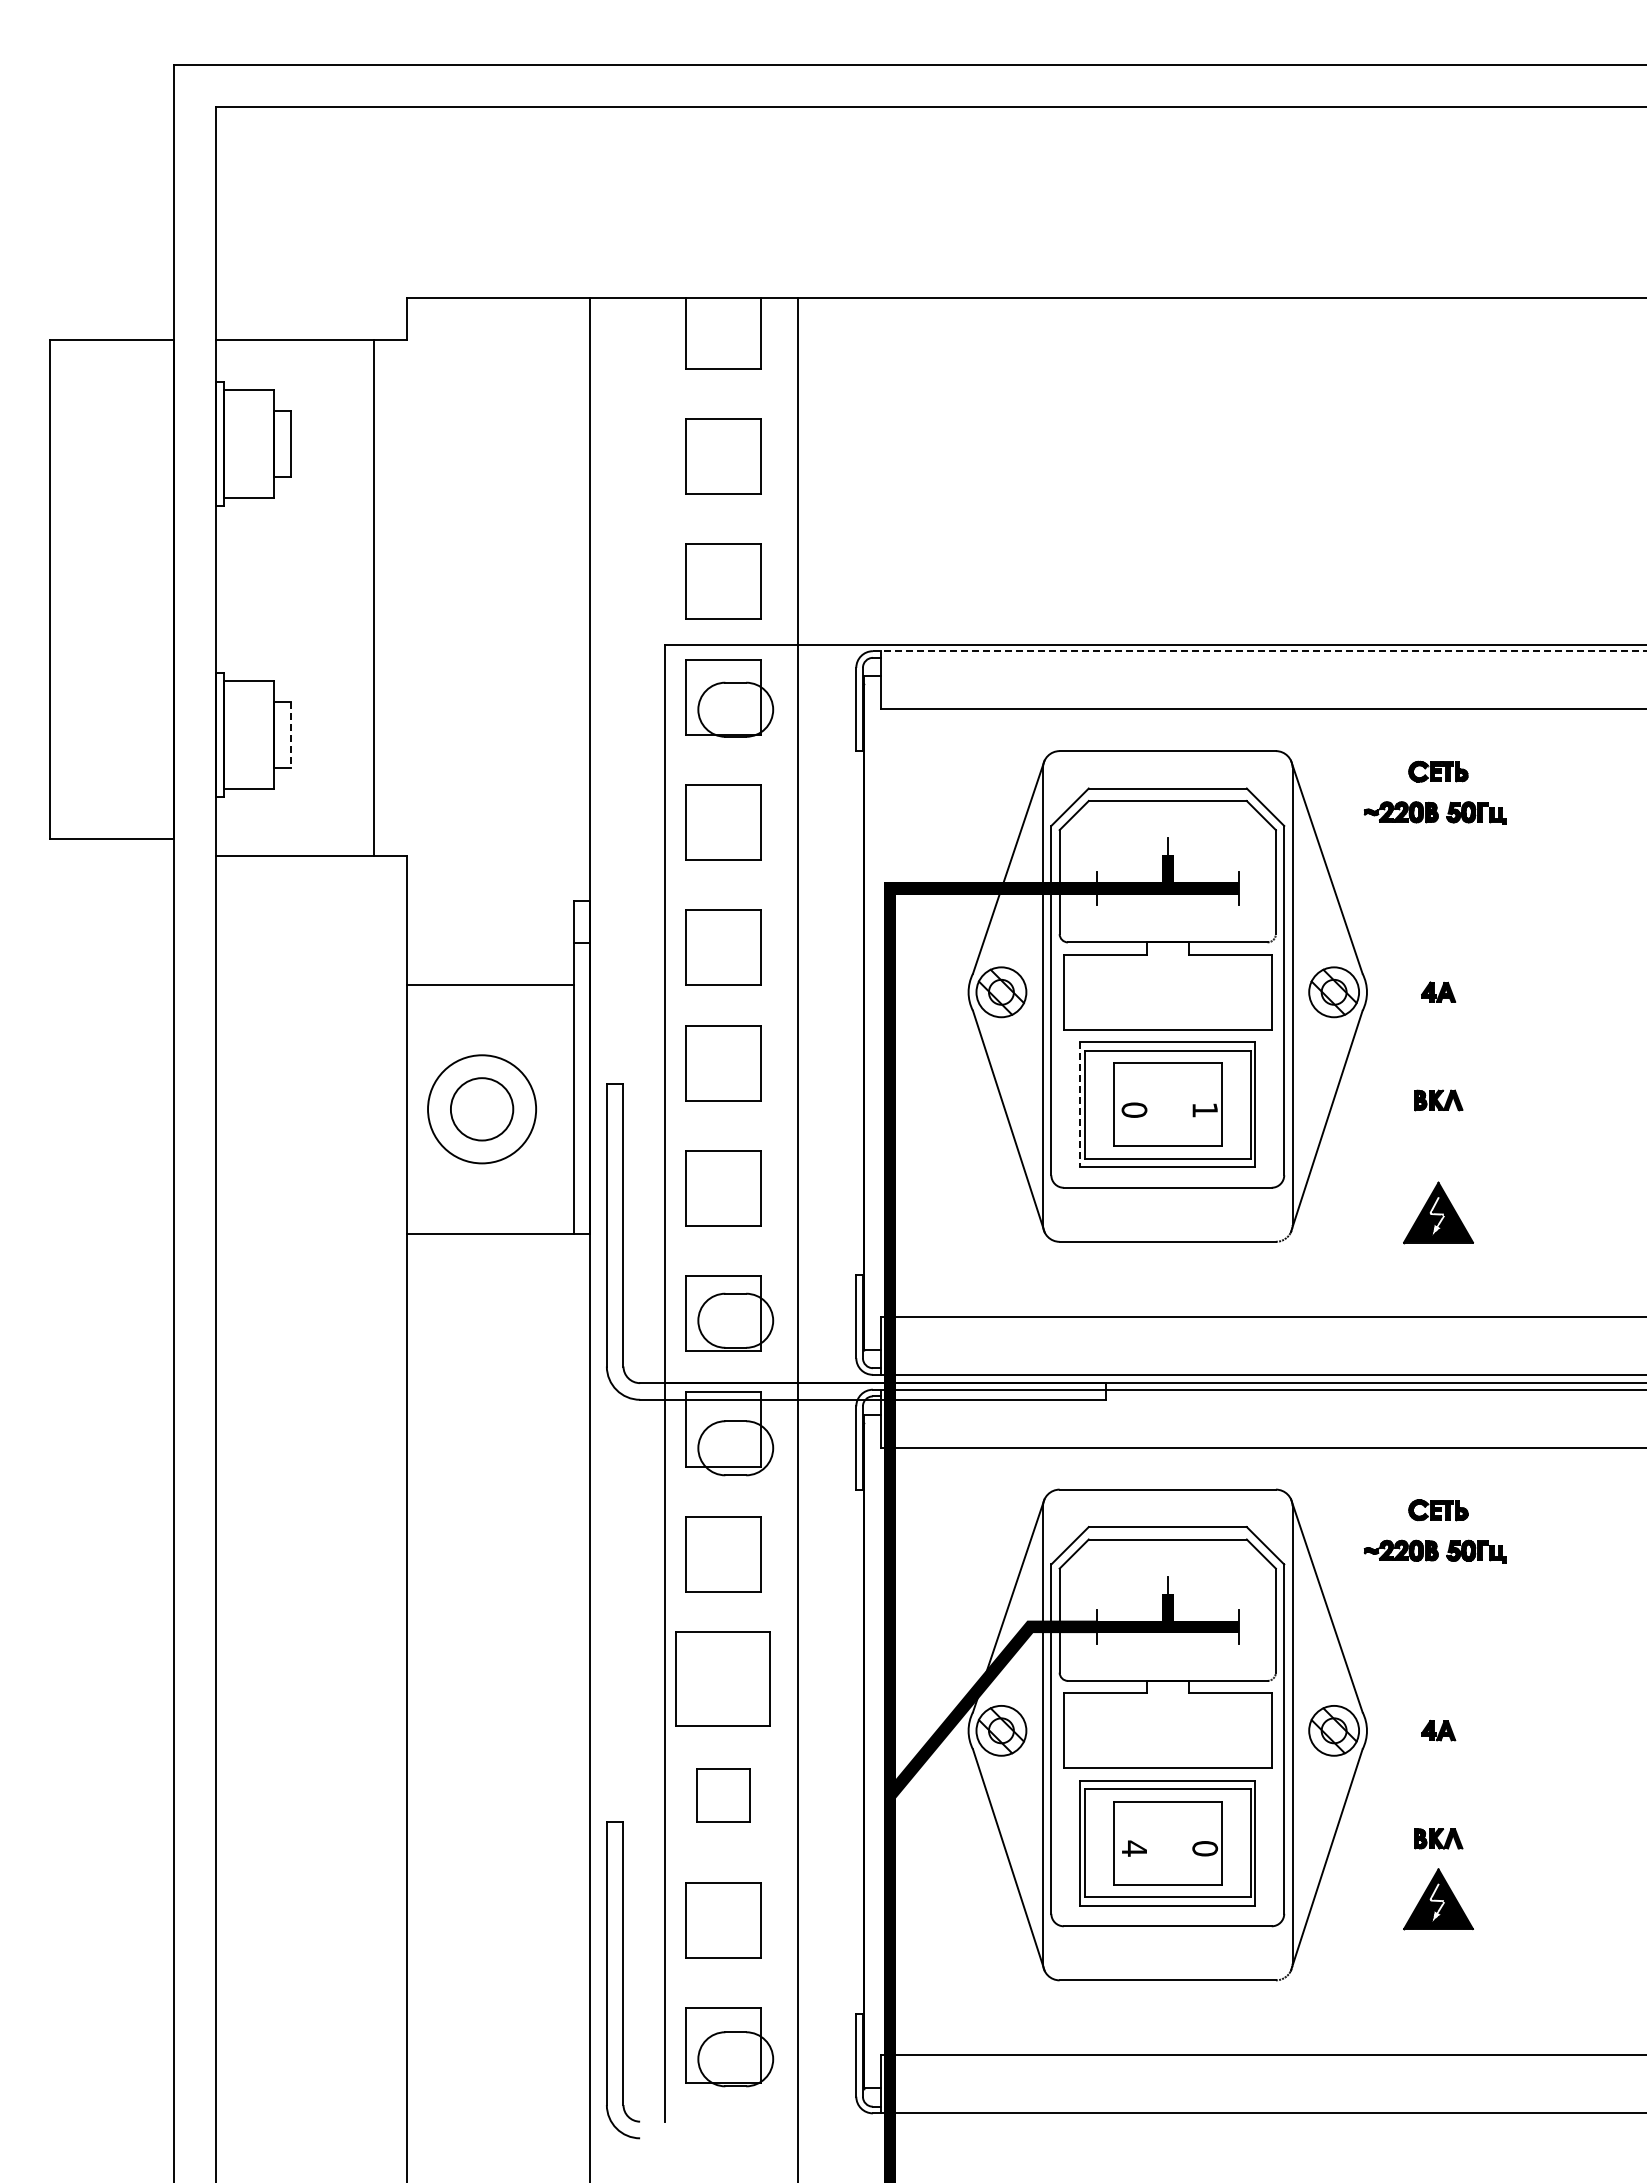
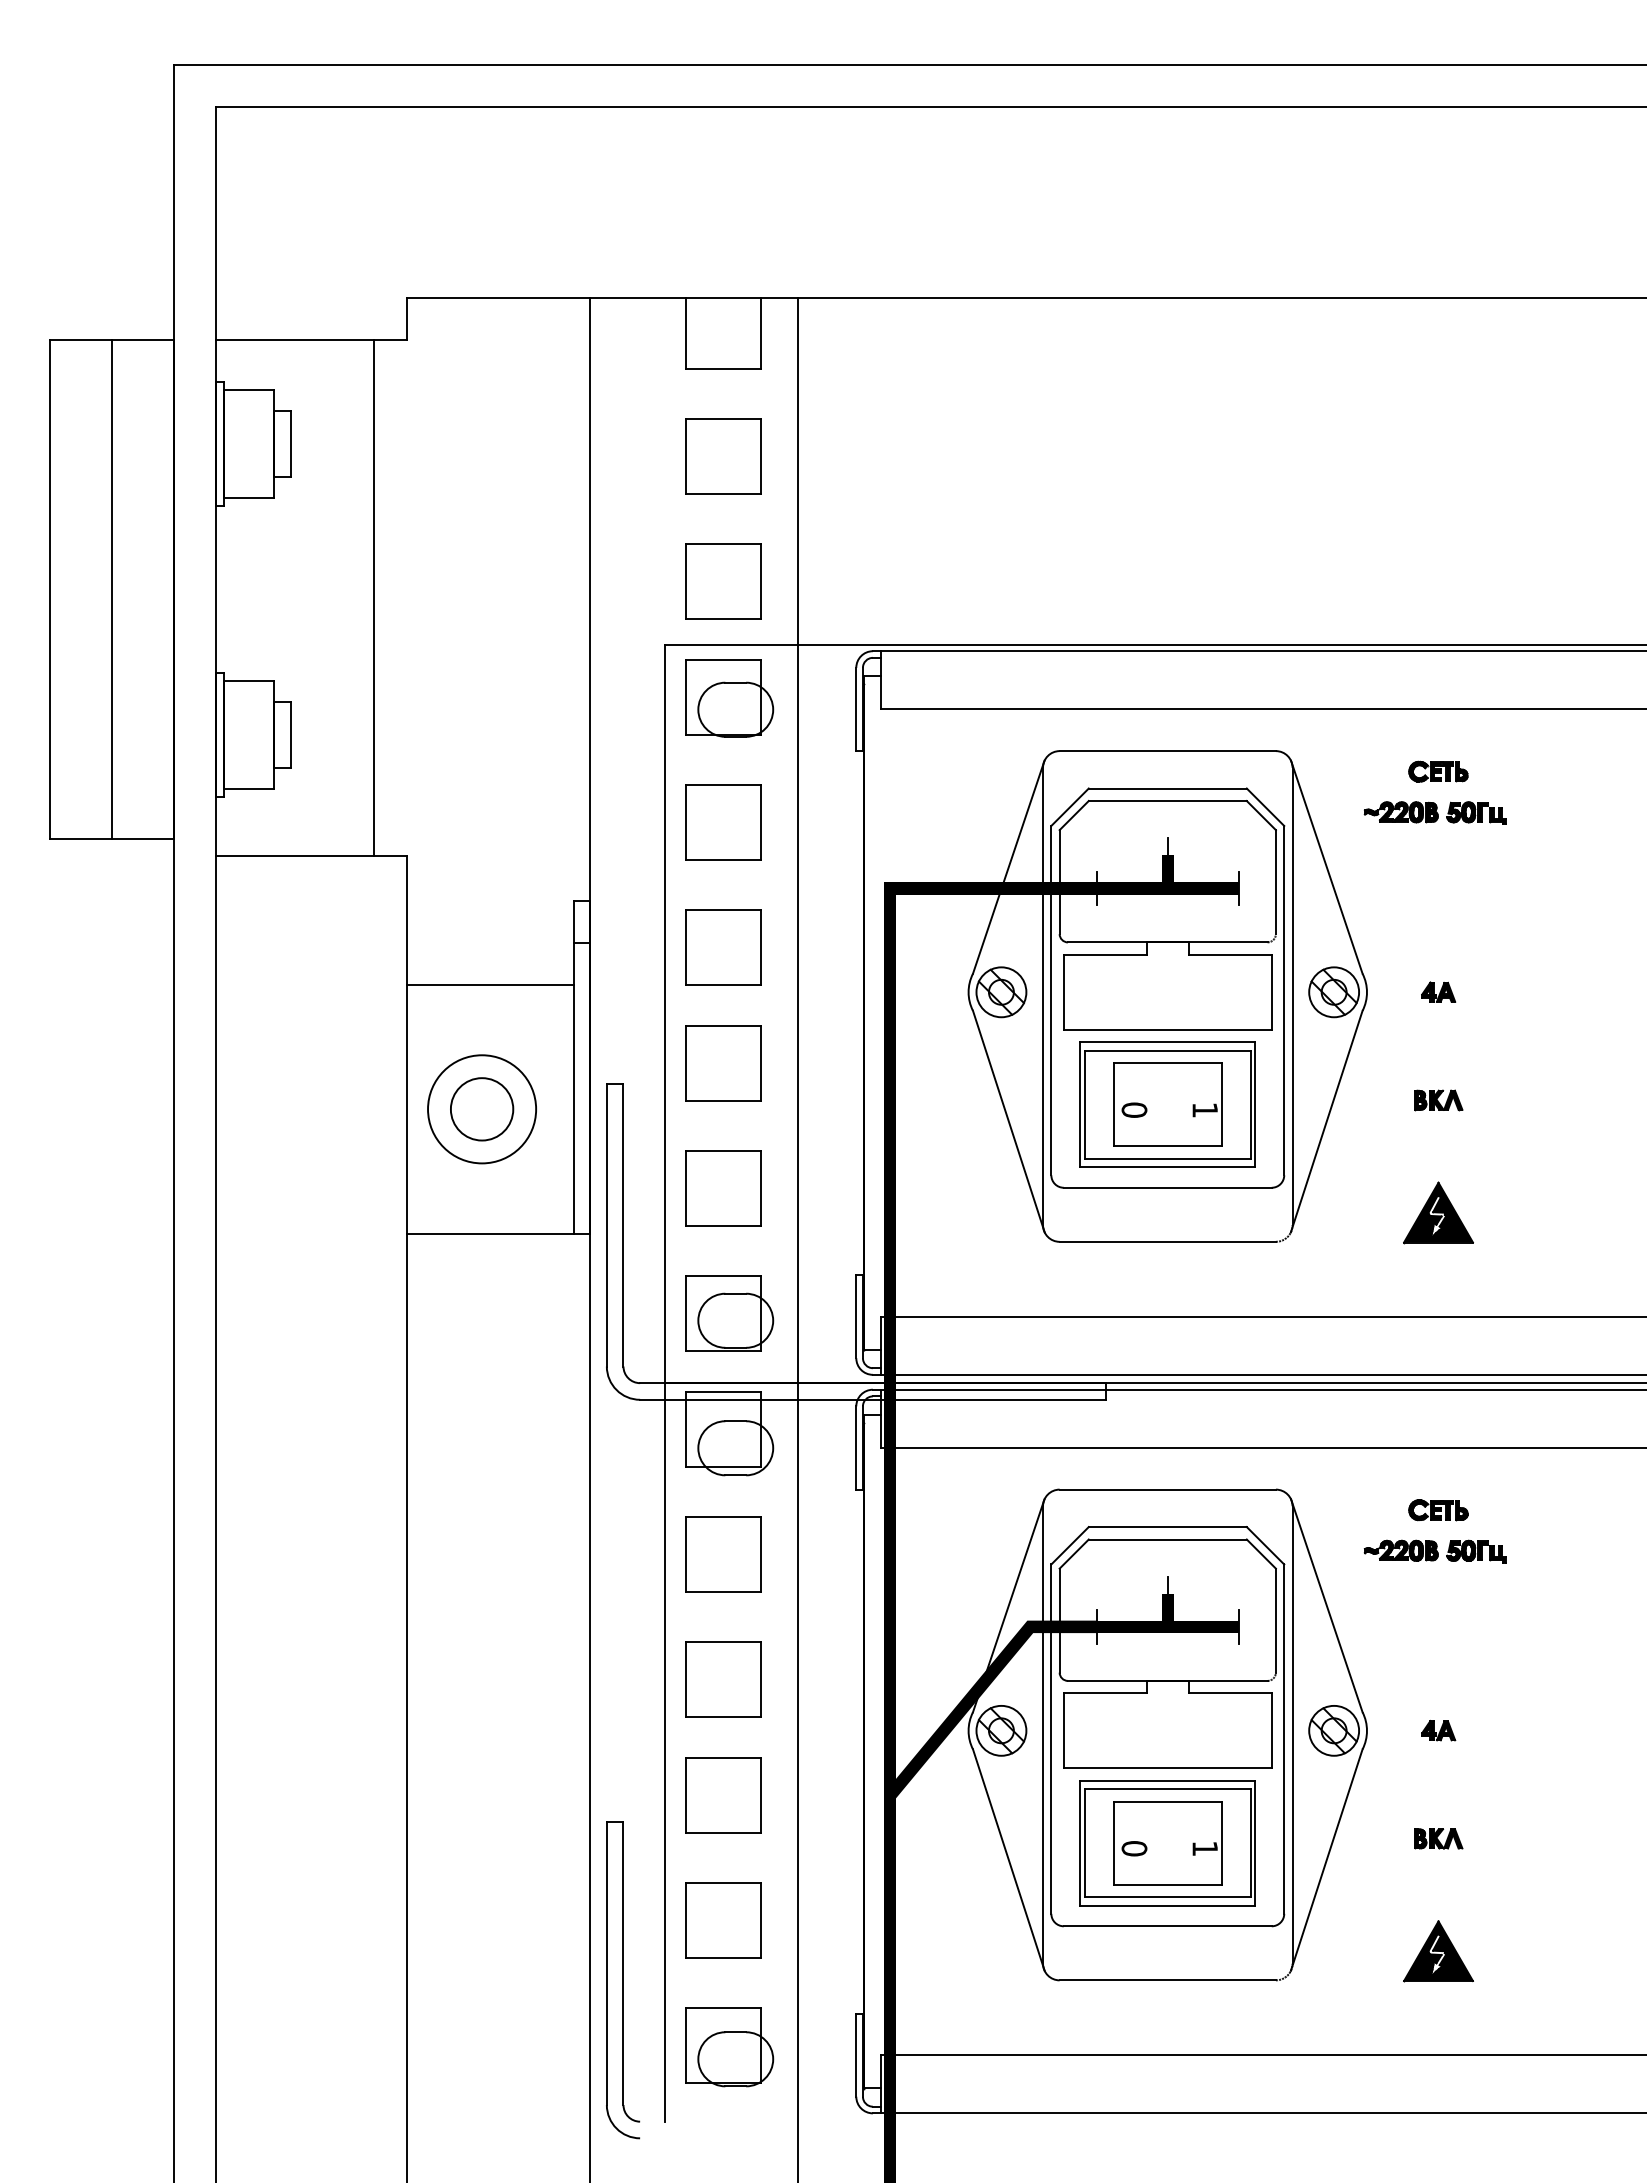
line: none -> present (111, 589)
line: dashed -> solid (1259, 651)
line: dashed -> solid (290, 735)
line: dashed -> solid (1080, 1105)
part size: 96x96 px -> 77x77 px (723, 1679)
part size: 55x55 px -> 77x77 px (723, 1795)
text: 4 -> 0 (1134, 1848)
text: 0 -> 1 (1205, 1848)
part position: (1438, 1899) -> (1438, 1951) (1438, 1951)
